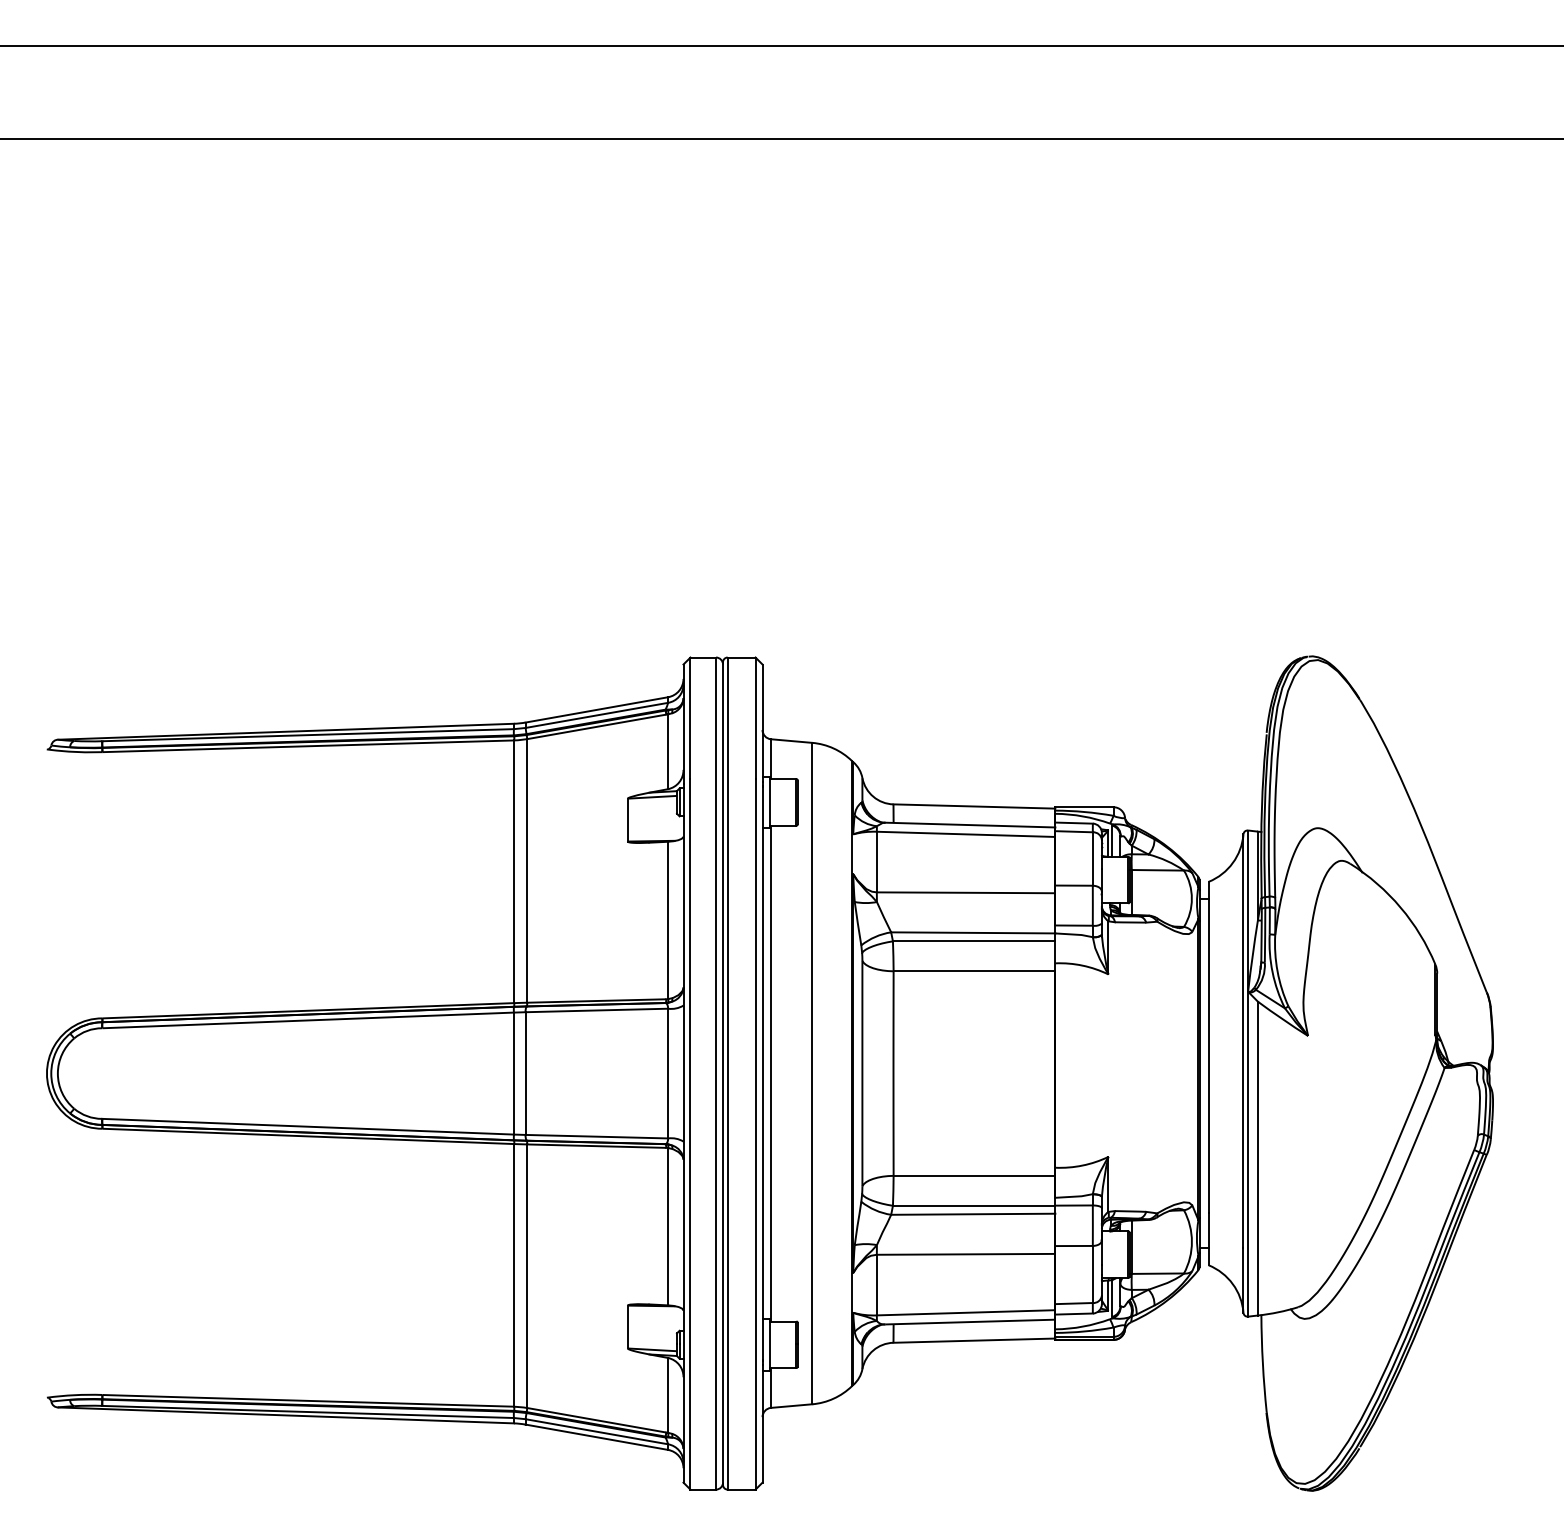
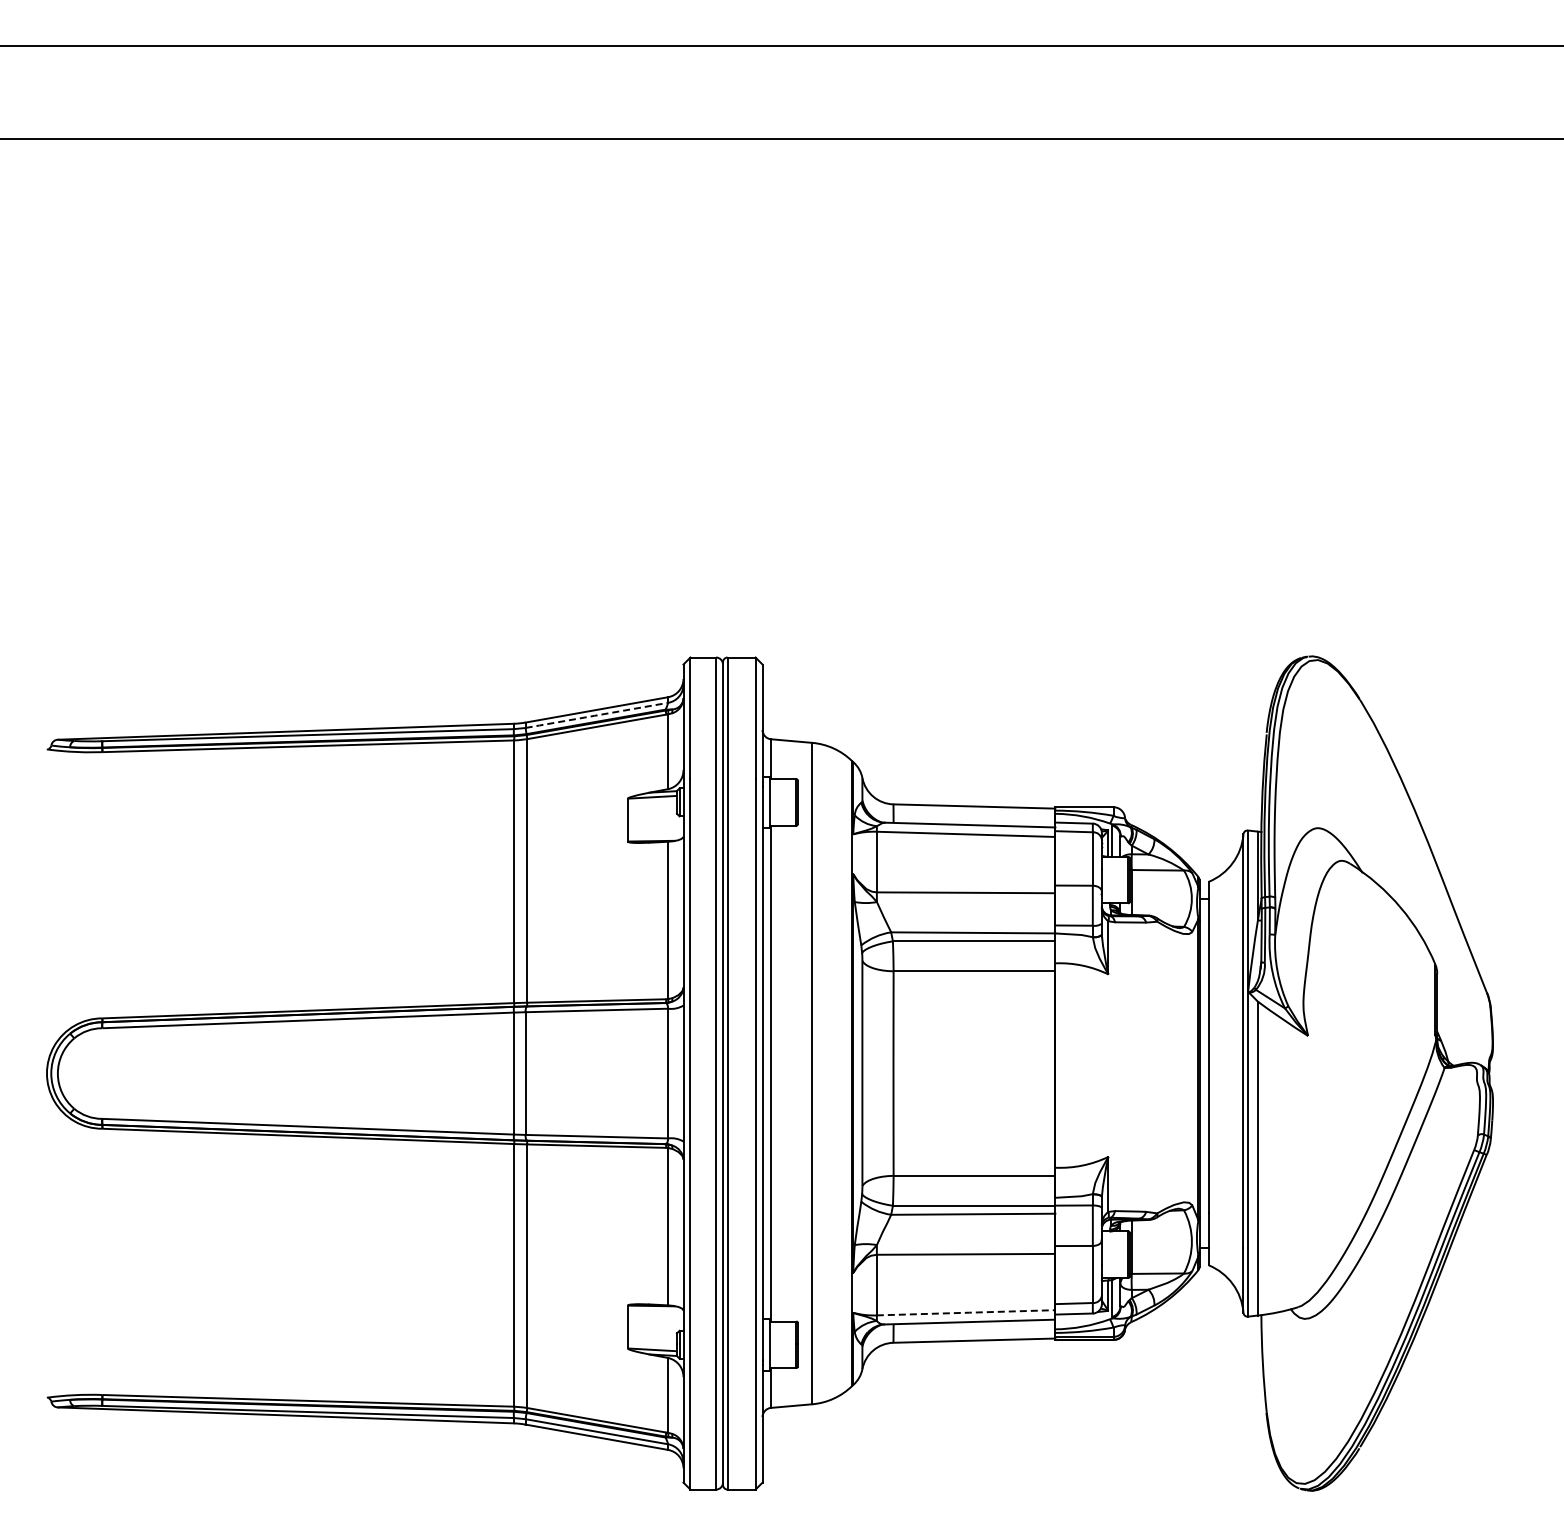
line: solid -> dashed (596, 715)
line: solid -> dashed (966, 1312)
